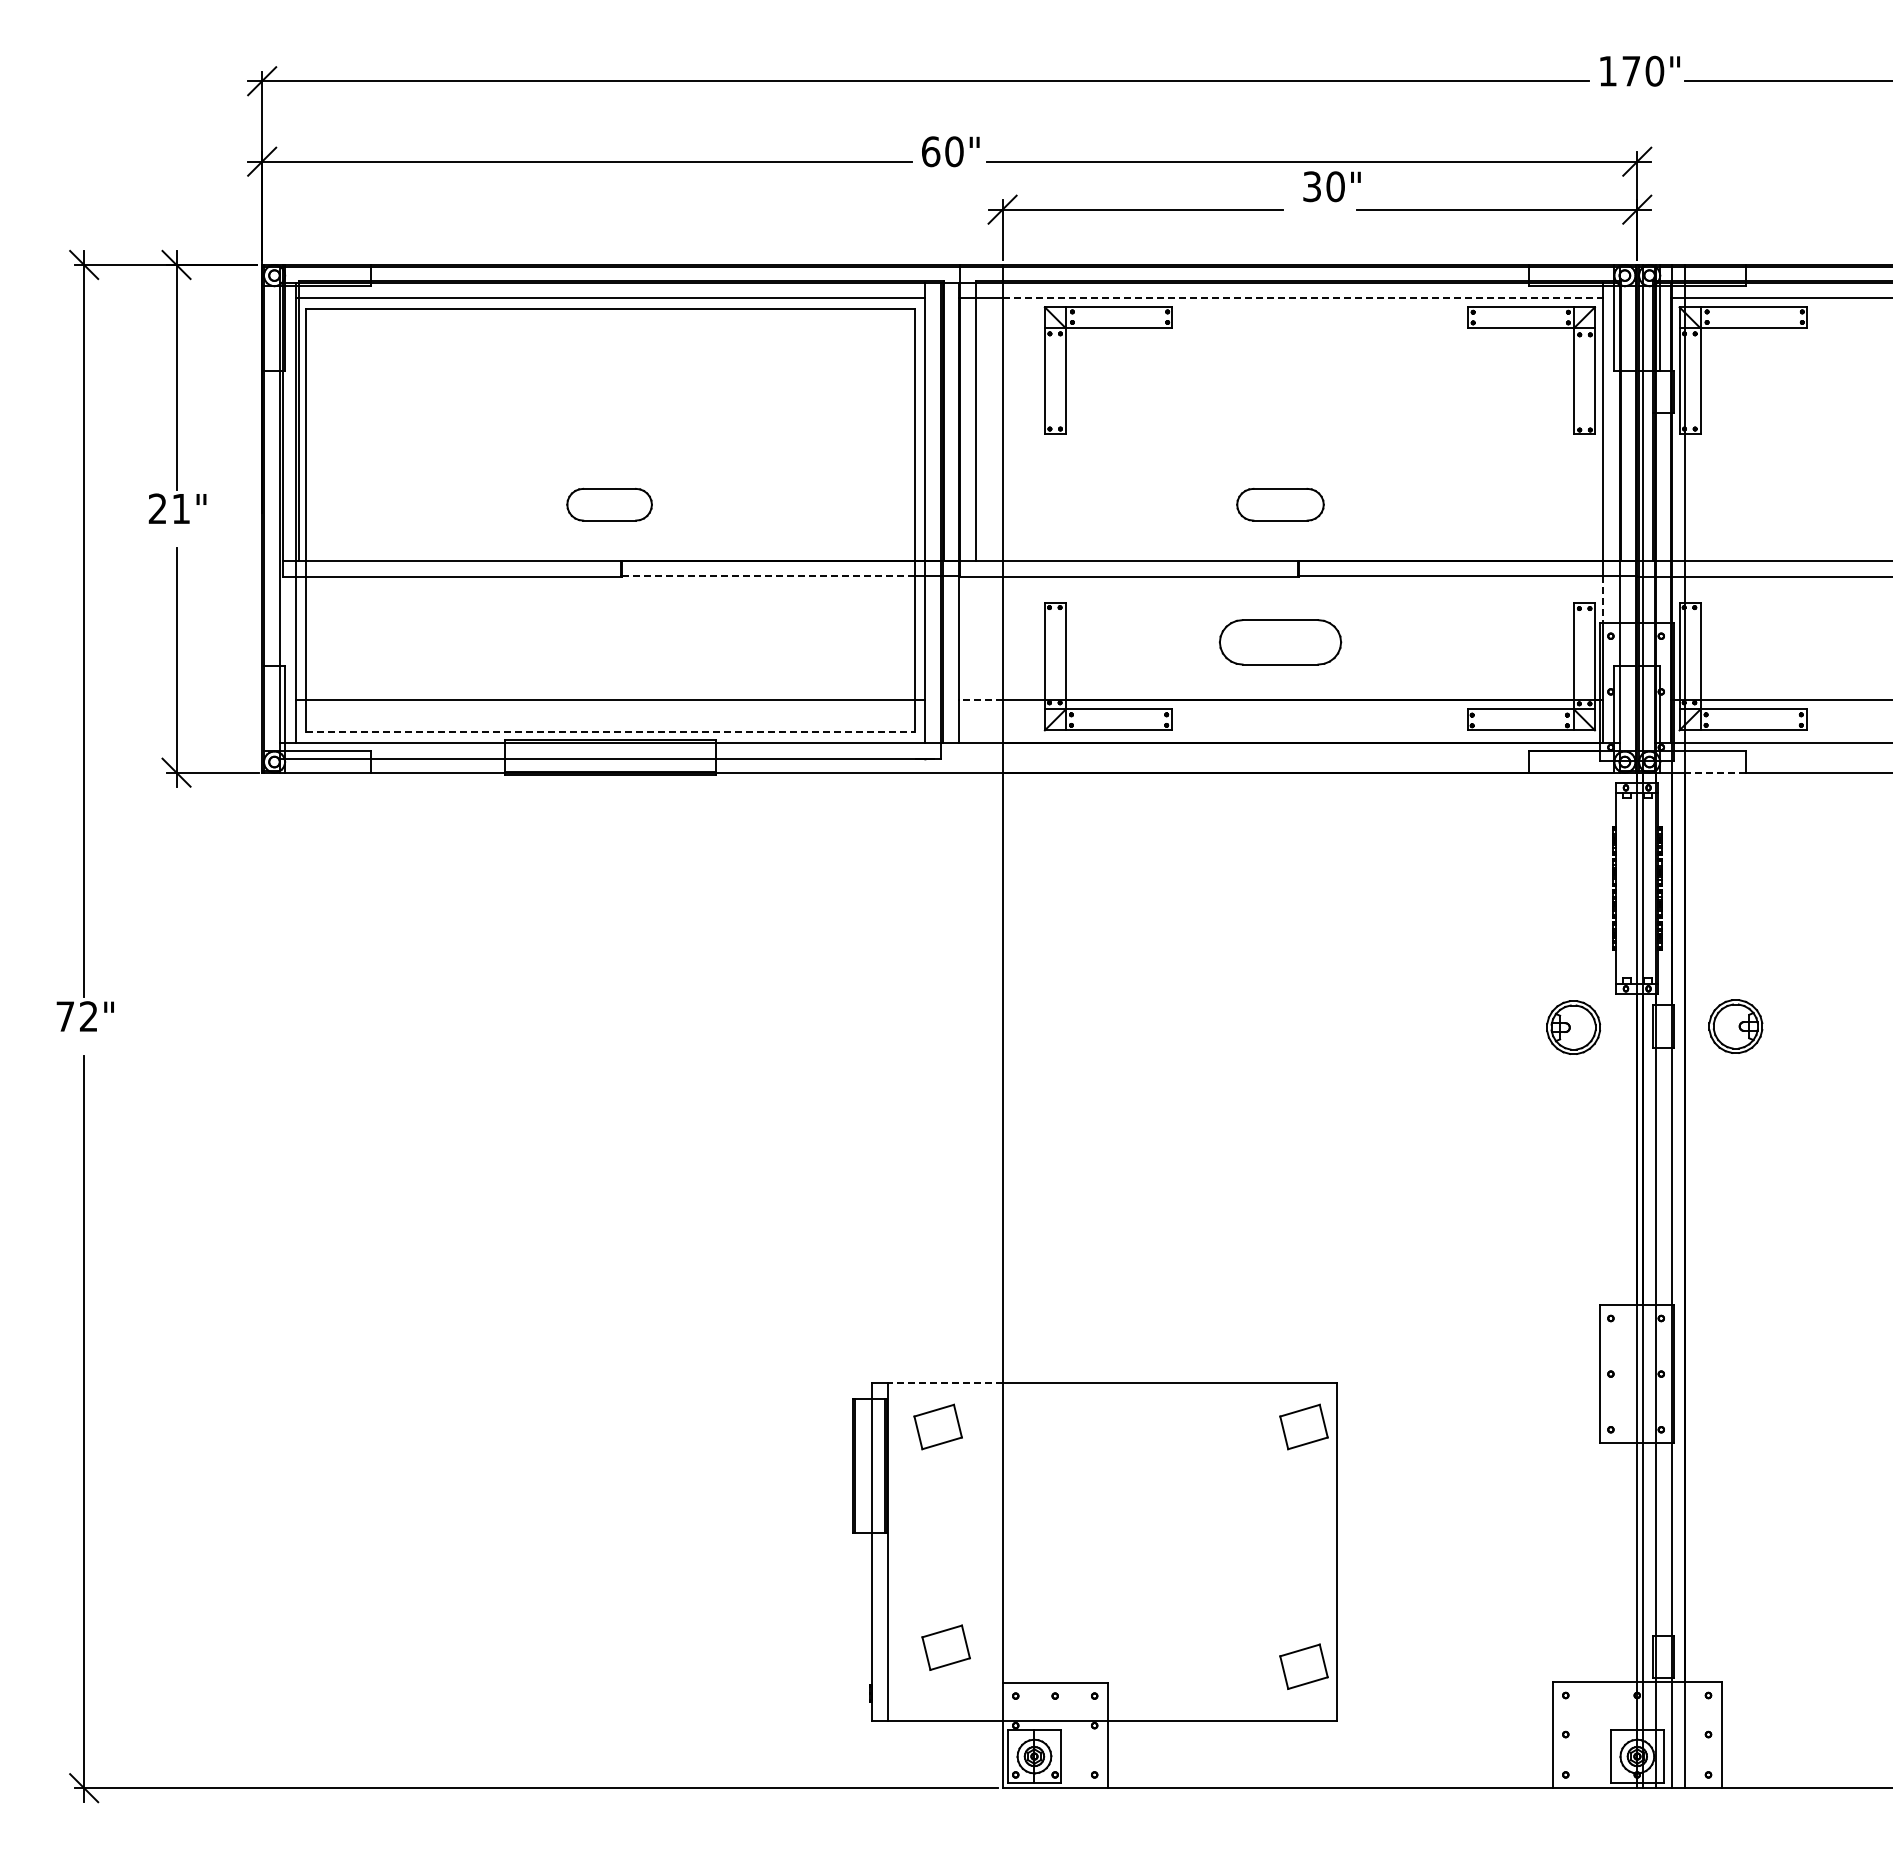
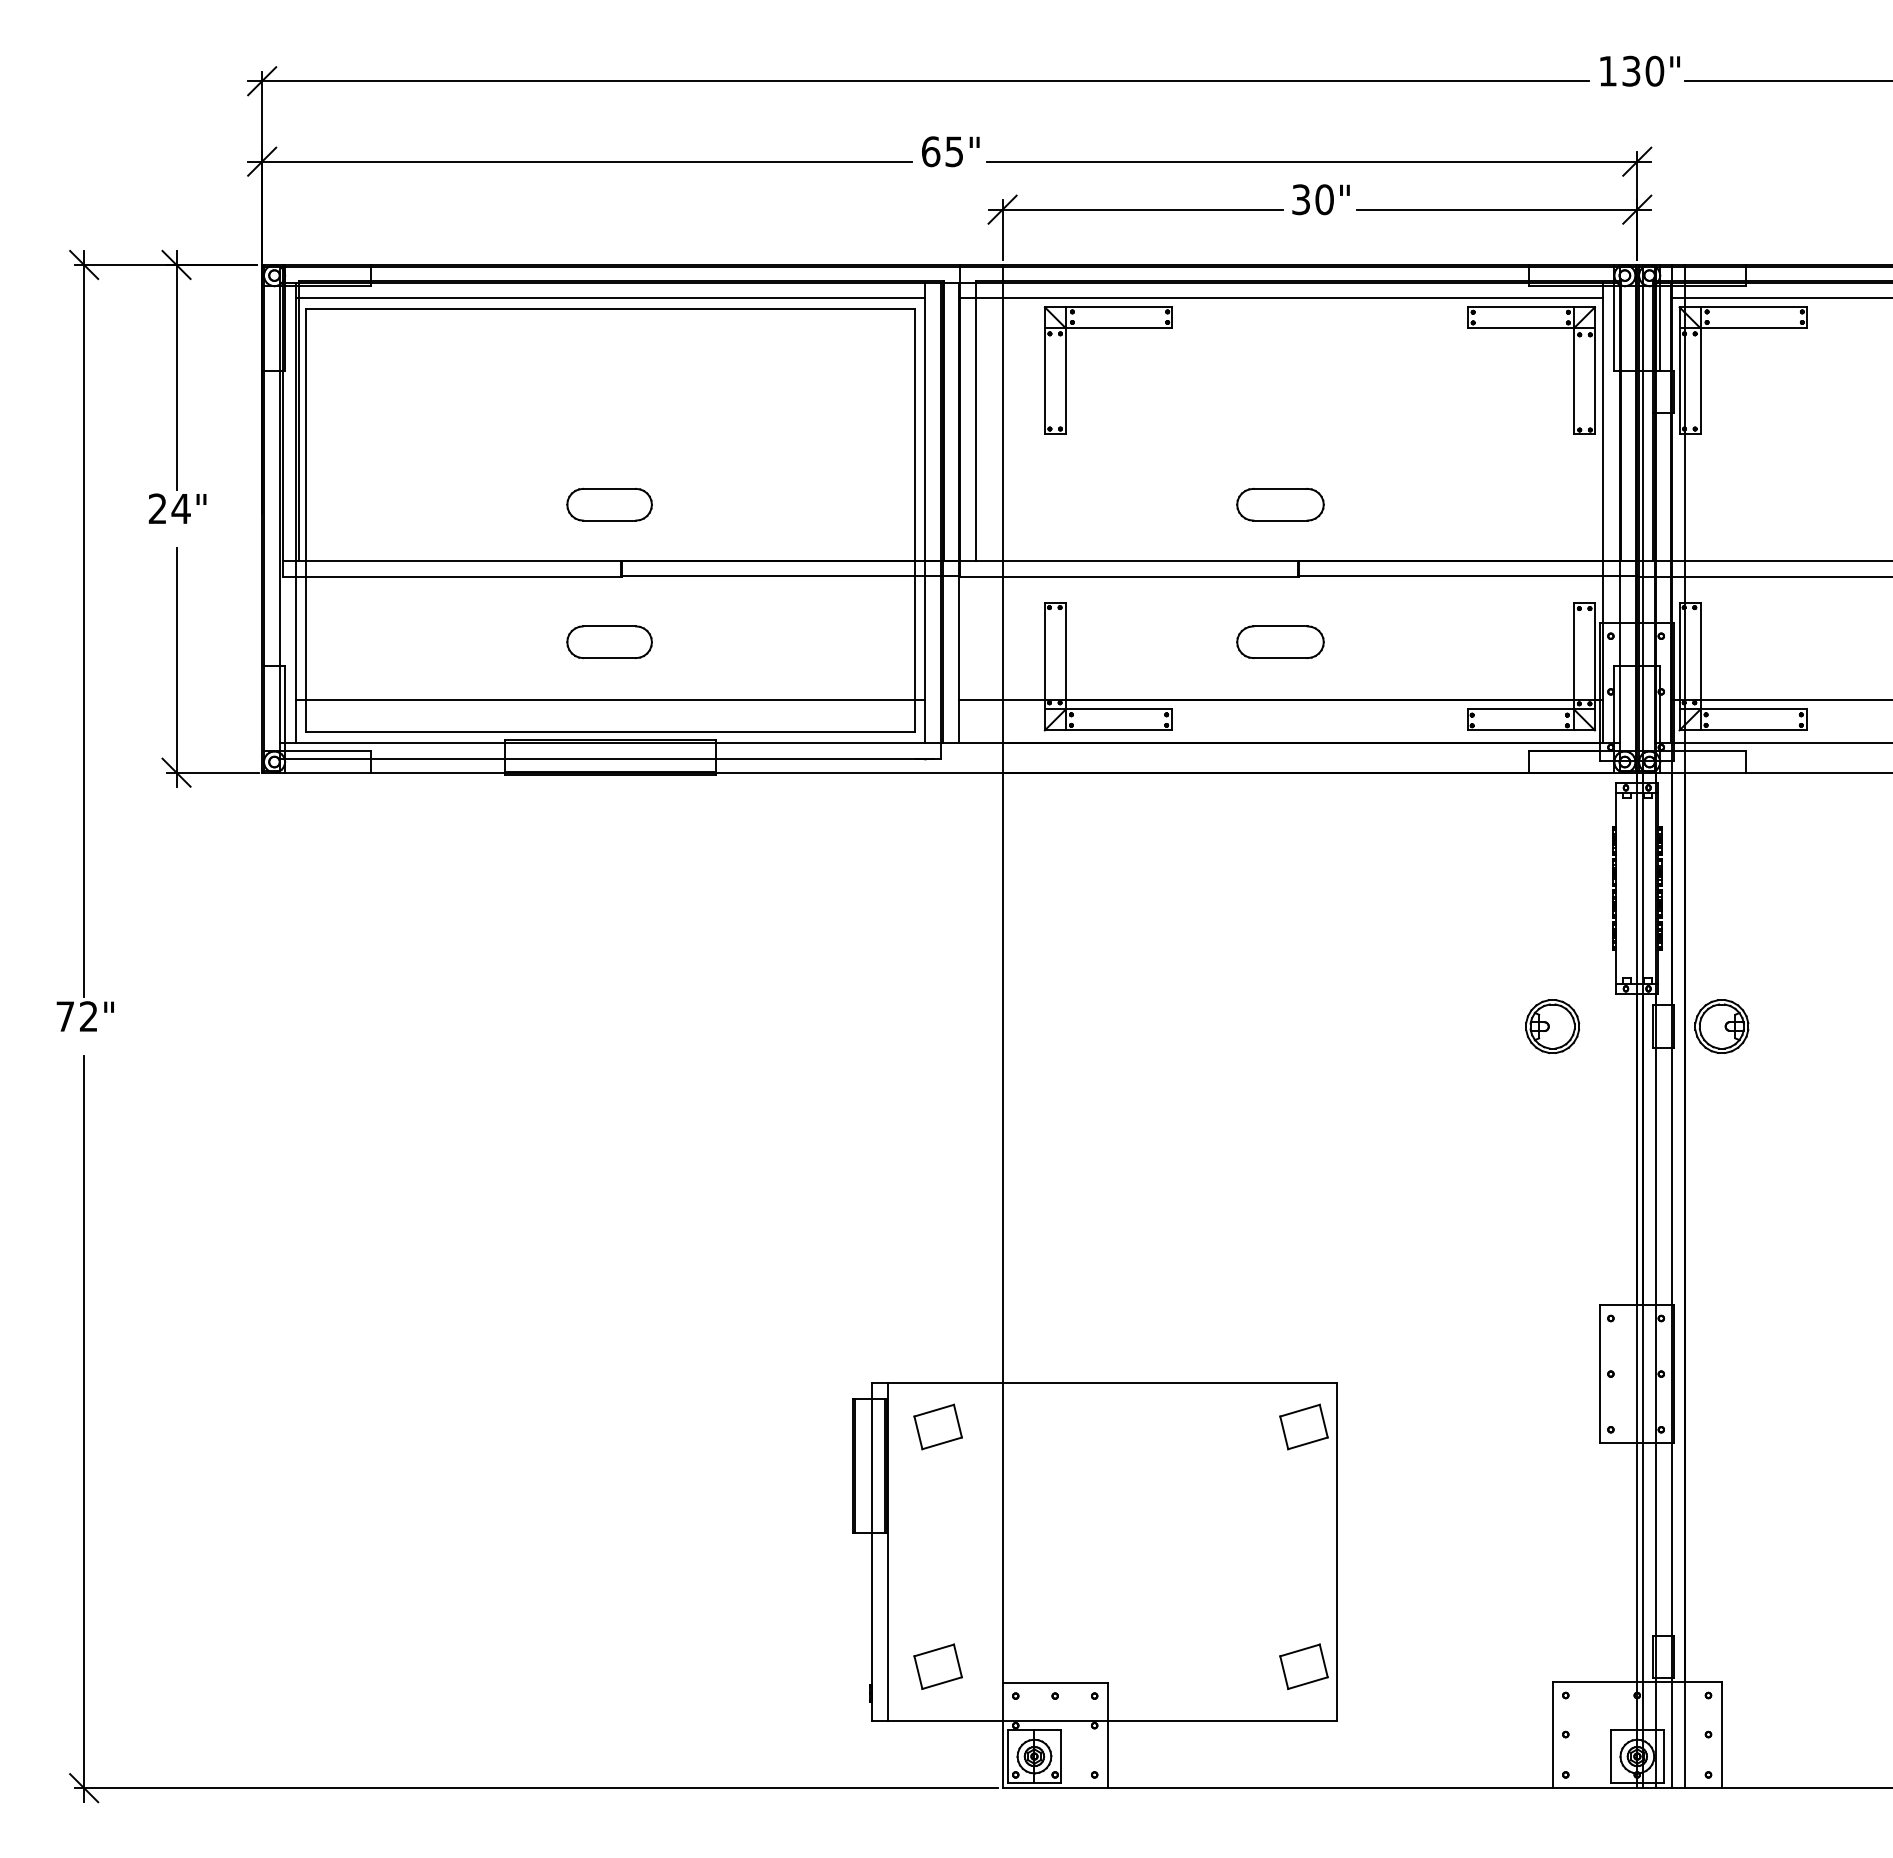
text: 170" -> 130" (1631, 70)
text: 60" -> 65" (954, 151)
text position: (1331, 186) -> (1320, 199) (1320, 199)
line: dashed -> solid (1303, 298)
text: 21" -> 24" (180, 508)
line: dashed -> solid (767, 576)
line: dashed -> solid (1603, 600)
part: none -> present (609, 641)
part size: 125x47 px -> 89x34 px (1280, 641)
line: dashed -> solid (980, 700)
line: dashed -> solid (610, 732)
line: dashed -> solid (1714, 772)
part position: (1735, 1026) -> (1721, 1026) (1721, 1026)
part position: (1573, 1027) -> (1552, 1026) (1552, 1026)
line: dashed -> solid (945, 1382)
part position: (945, 1647) -> (937, 1666) (937, 1666)
